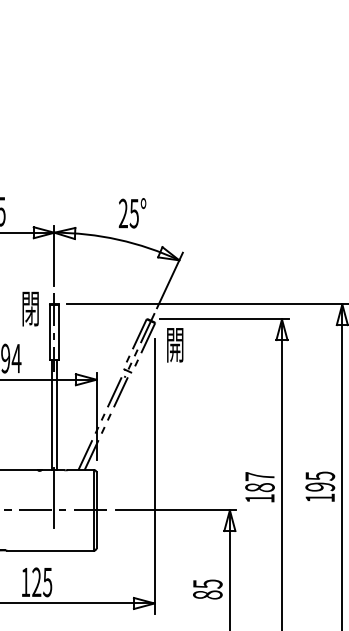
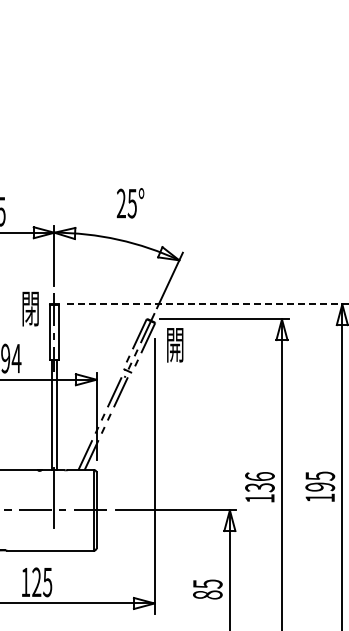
text position: (132, 213) -> (130, 203) (130, 203)
line: solid -> dashed (208, 304)
text: 187 -> 136 (259, 482)
